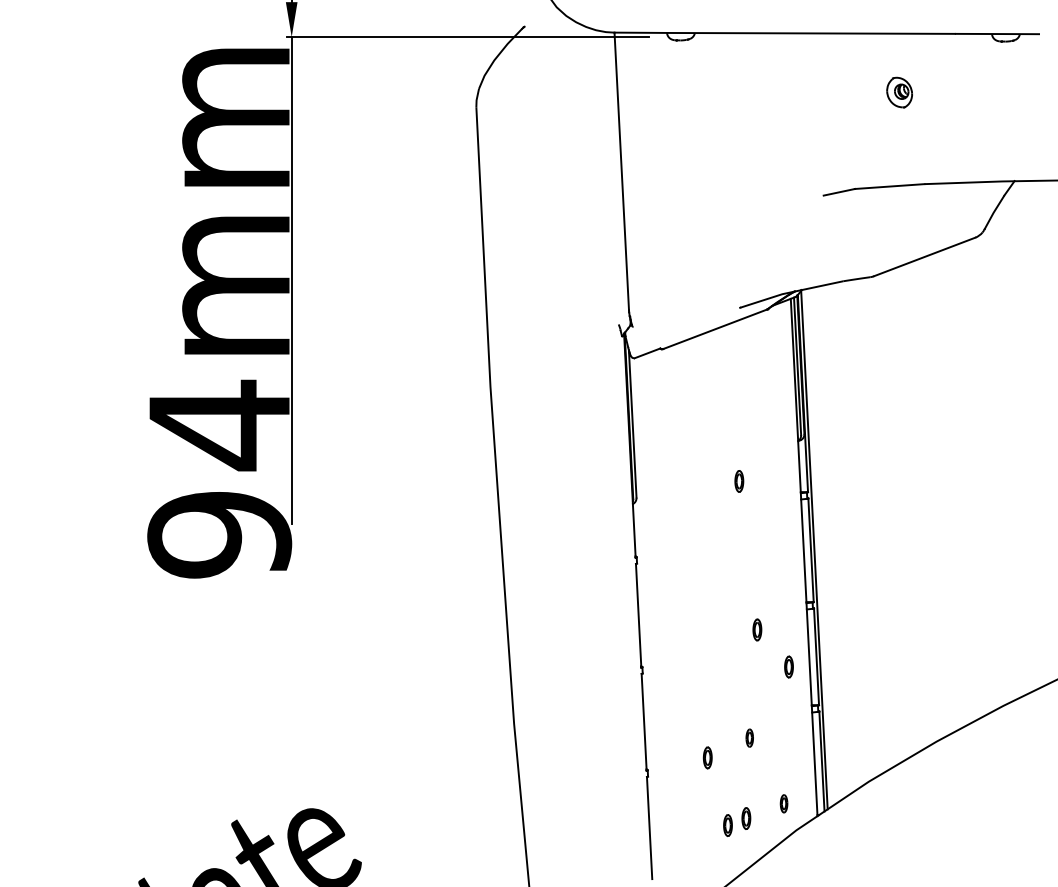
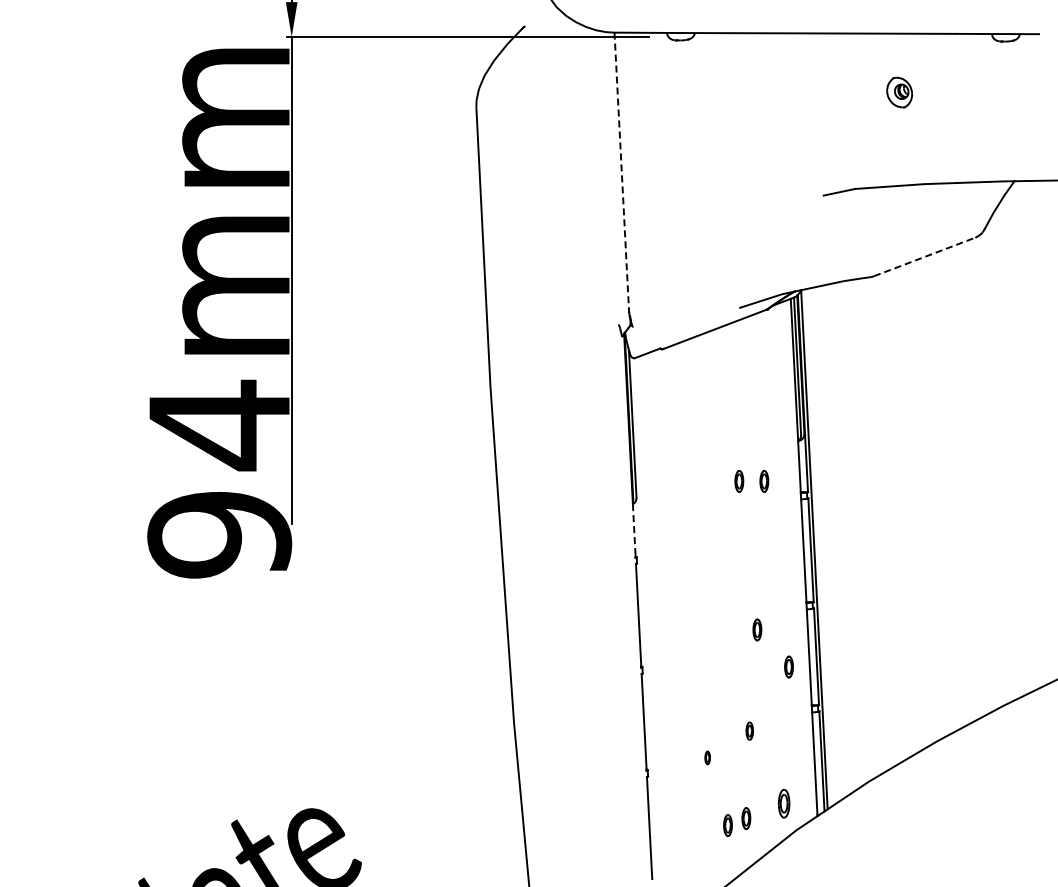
line: solid -> dashed (621, 171)
line: solid -> dashed (925, 256)
part: none -> present (764, 481)
line: solid -> dashed (634, 530)
part position: (749, 737) -> (749, 730) (749, 730)
part size: 11x24 px -> 7x16 px (707, 757)
part size: 10x20 px -> 13x31 px (784, 803)
